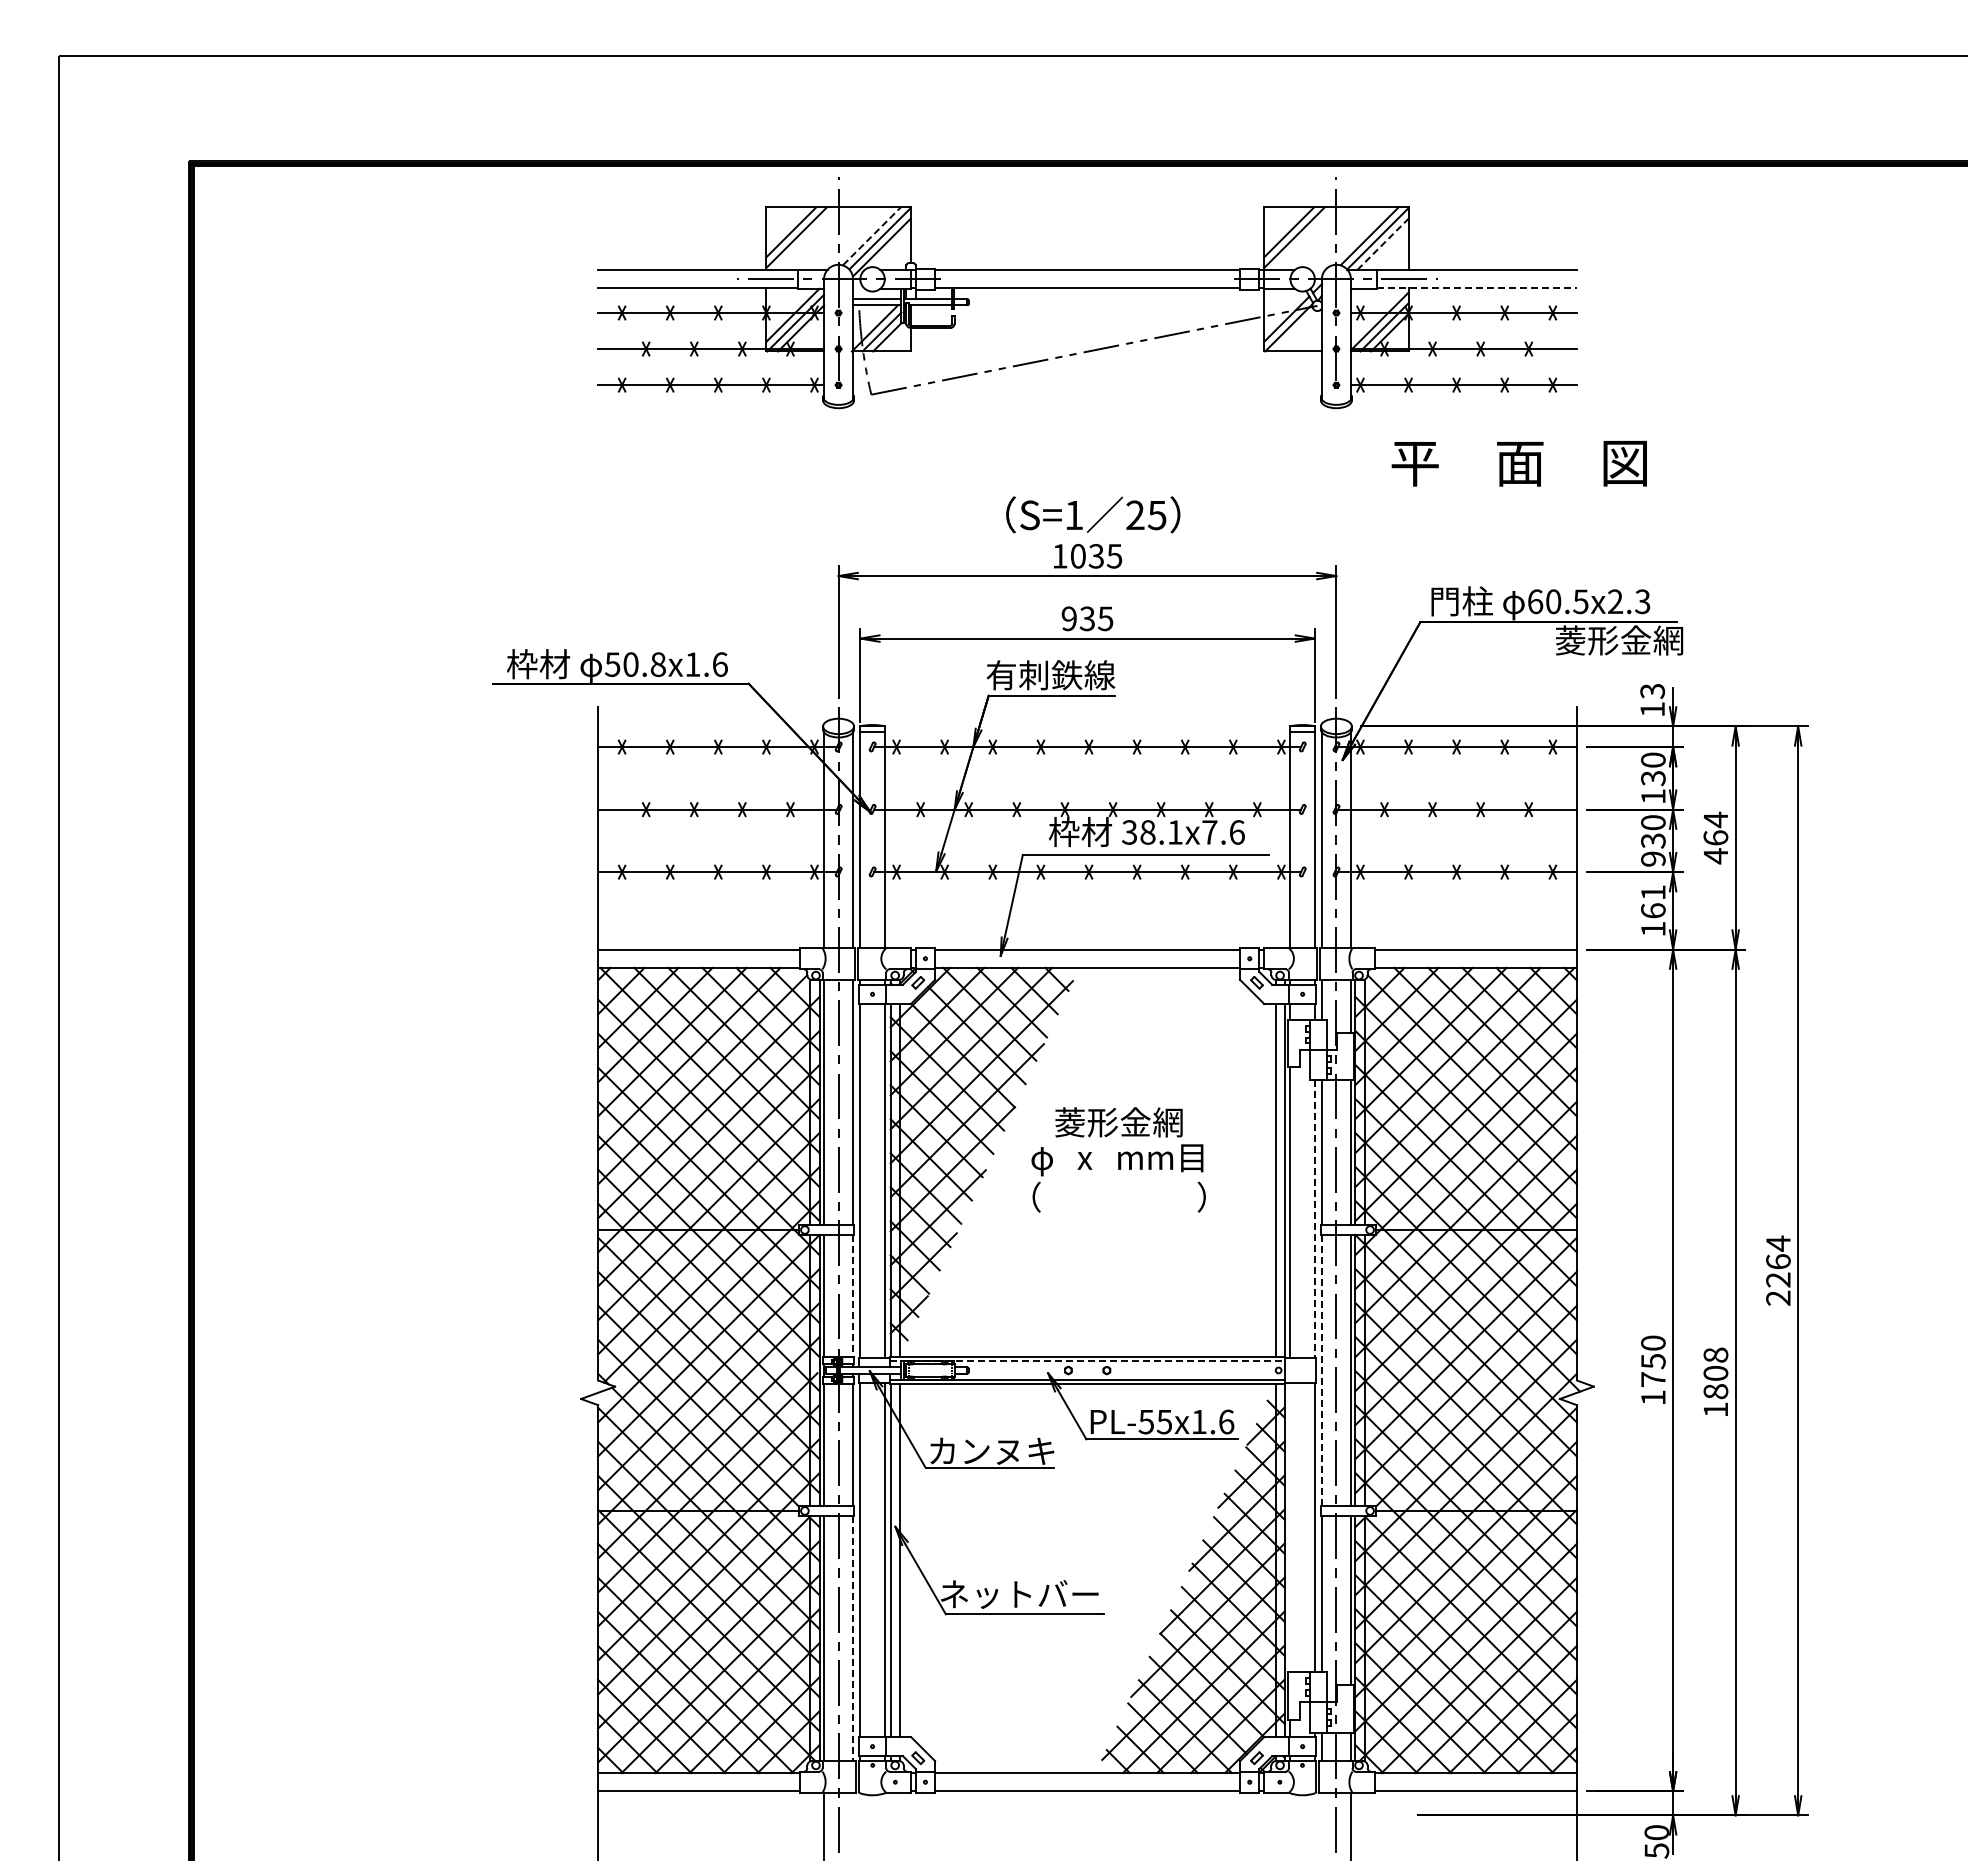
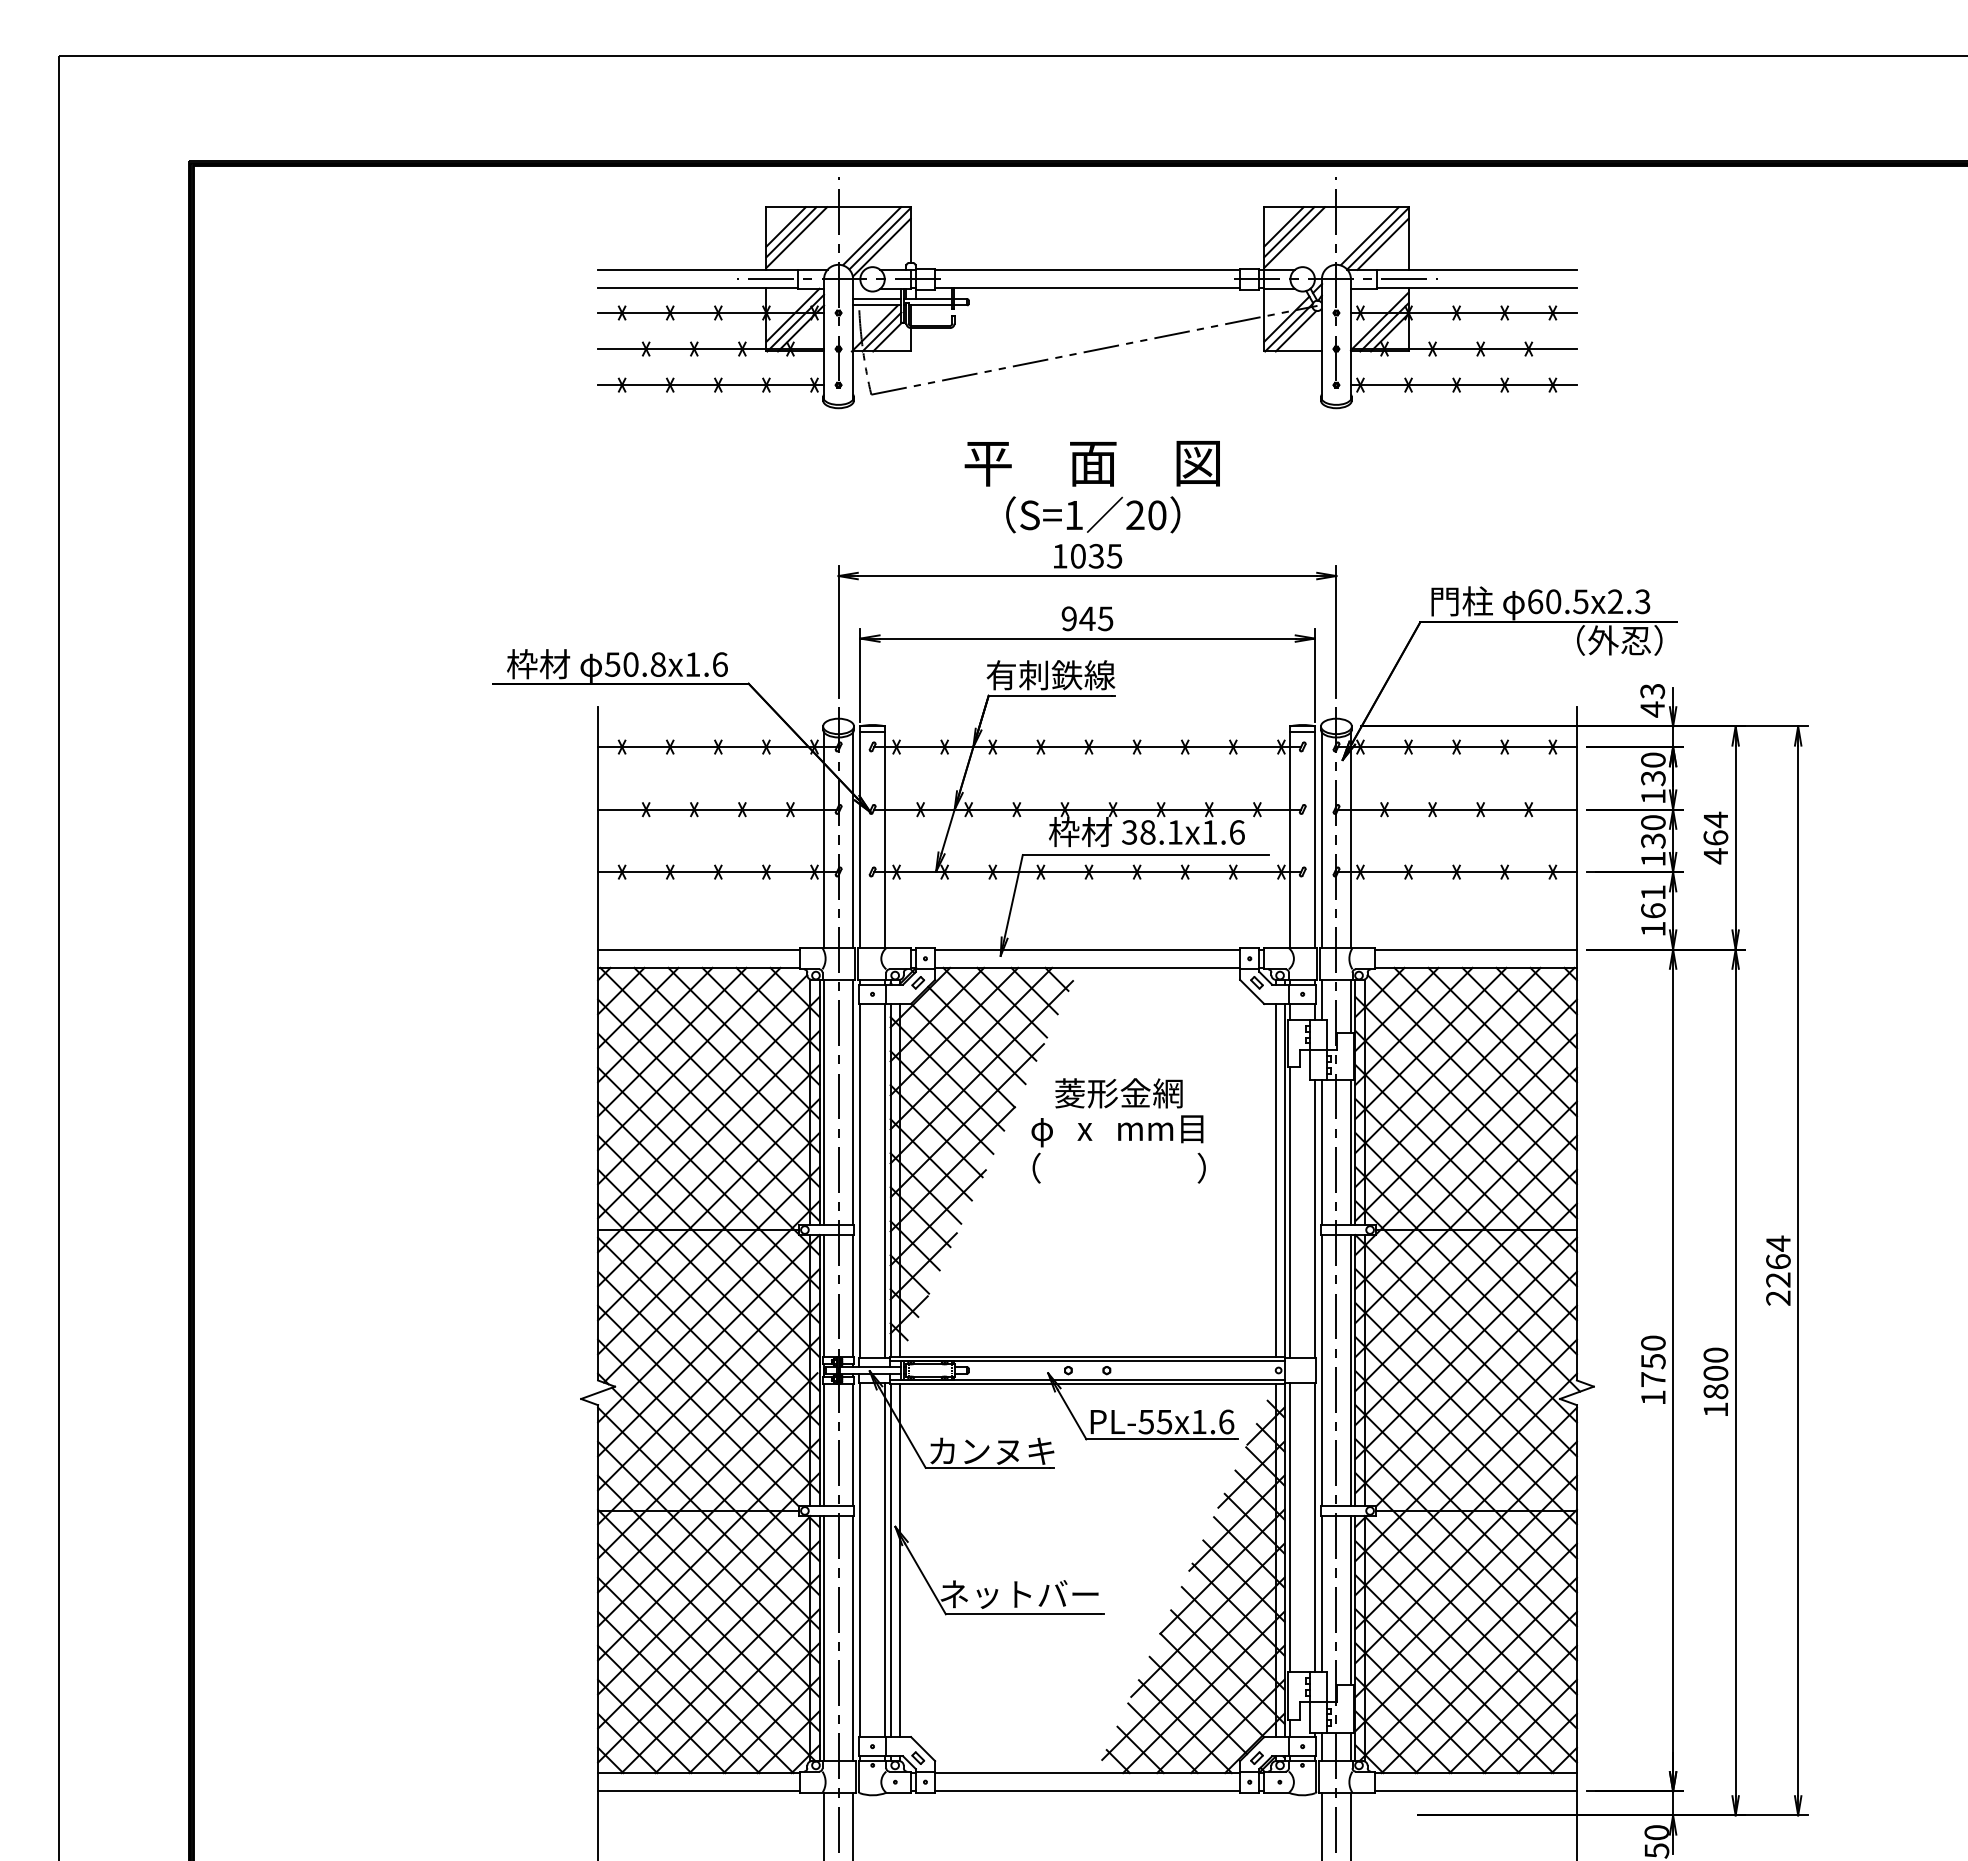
line: none -> present (785, 226)
line: none -> present (1283, 226)
line: dashed -> solid (872, 236)
line: dashed -> solid (1383, 243)
line: dashed -> solid (1477, 288)
line: none -> present (1295, 330)
text position: (1518, 463) -> (1091, 463) (1091, 463)
text: 25 -> 20 (1156, 515)
text: 935 -> 945 (1087, 618)
text: 菱形金網 -> （外忍） (1619, 640)
text: 13 -> 43 (1652, 709)
text: 38.1x7.6 -> 38.1x1.6 (1209, 832)
text: 930 -> 130 (1653, 858)
text position: (1118, 1159) -> (1118, 1130) (1118, 1130)
line: dashed -> solid (1314, 1219)
line: dashed -> solid (853, 1296)
text: 1808 -> 1800 (1716, 1354)
line: dashed -> solid (1088, 1361)
line: dashed -> solid (1321, 1370)
line: none -> present (1290, 1526)
line: dashed -> solid (853, 1638)
line: none -> present (853, 1824)
line: none -> present (1321, 1824)
